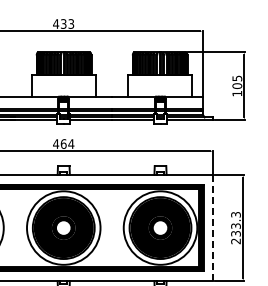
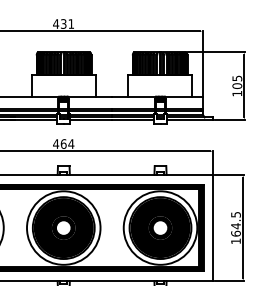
text: 433 -> 431 (71, 23)
line: dashed -> solid (213, 227)
text: 233.3 -> 164.5 (235, 228)
